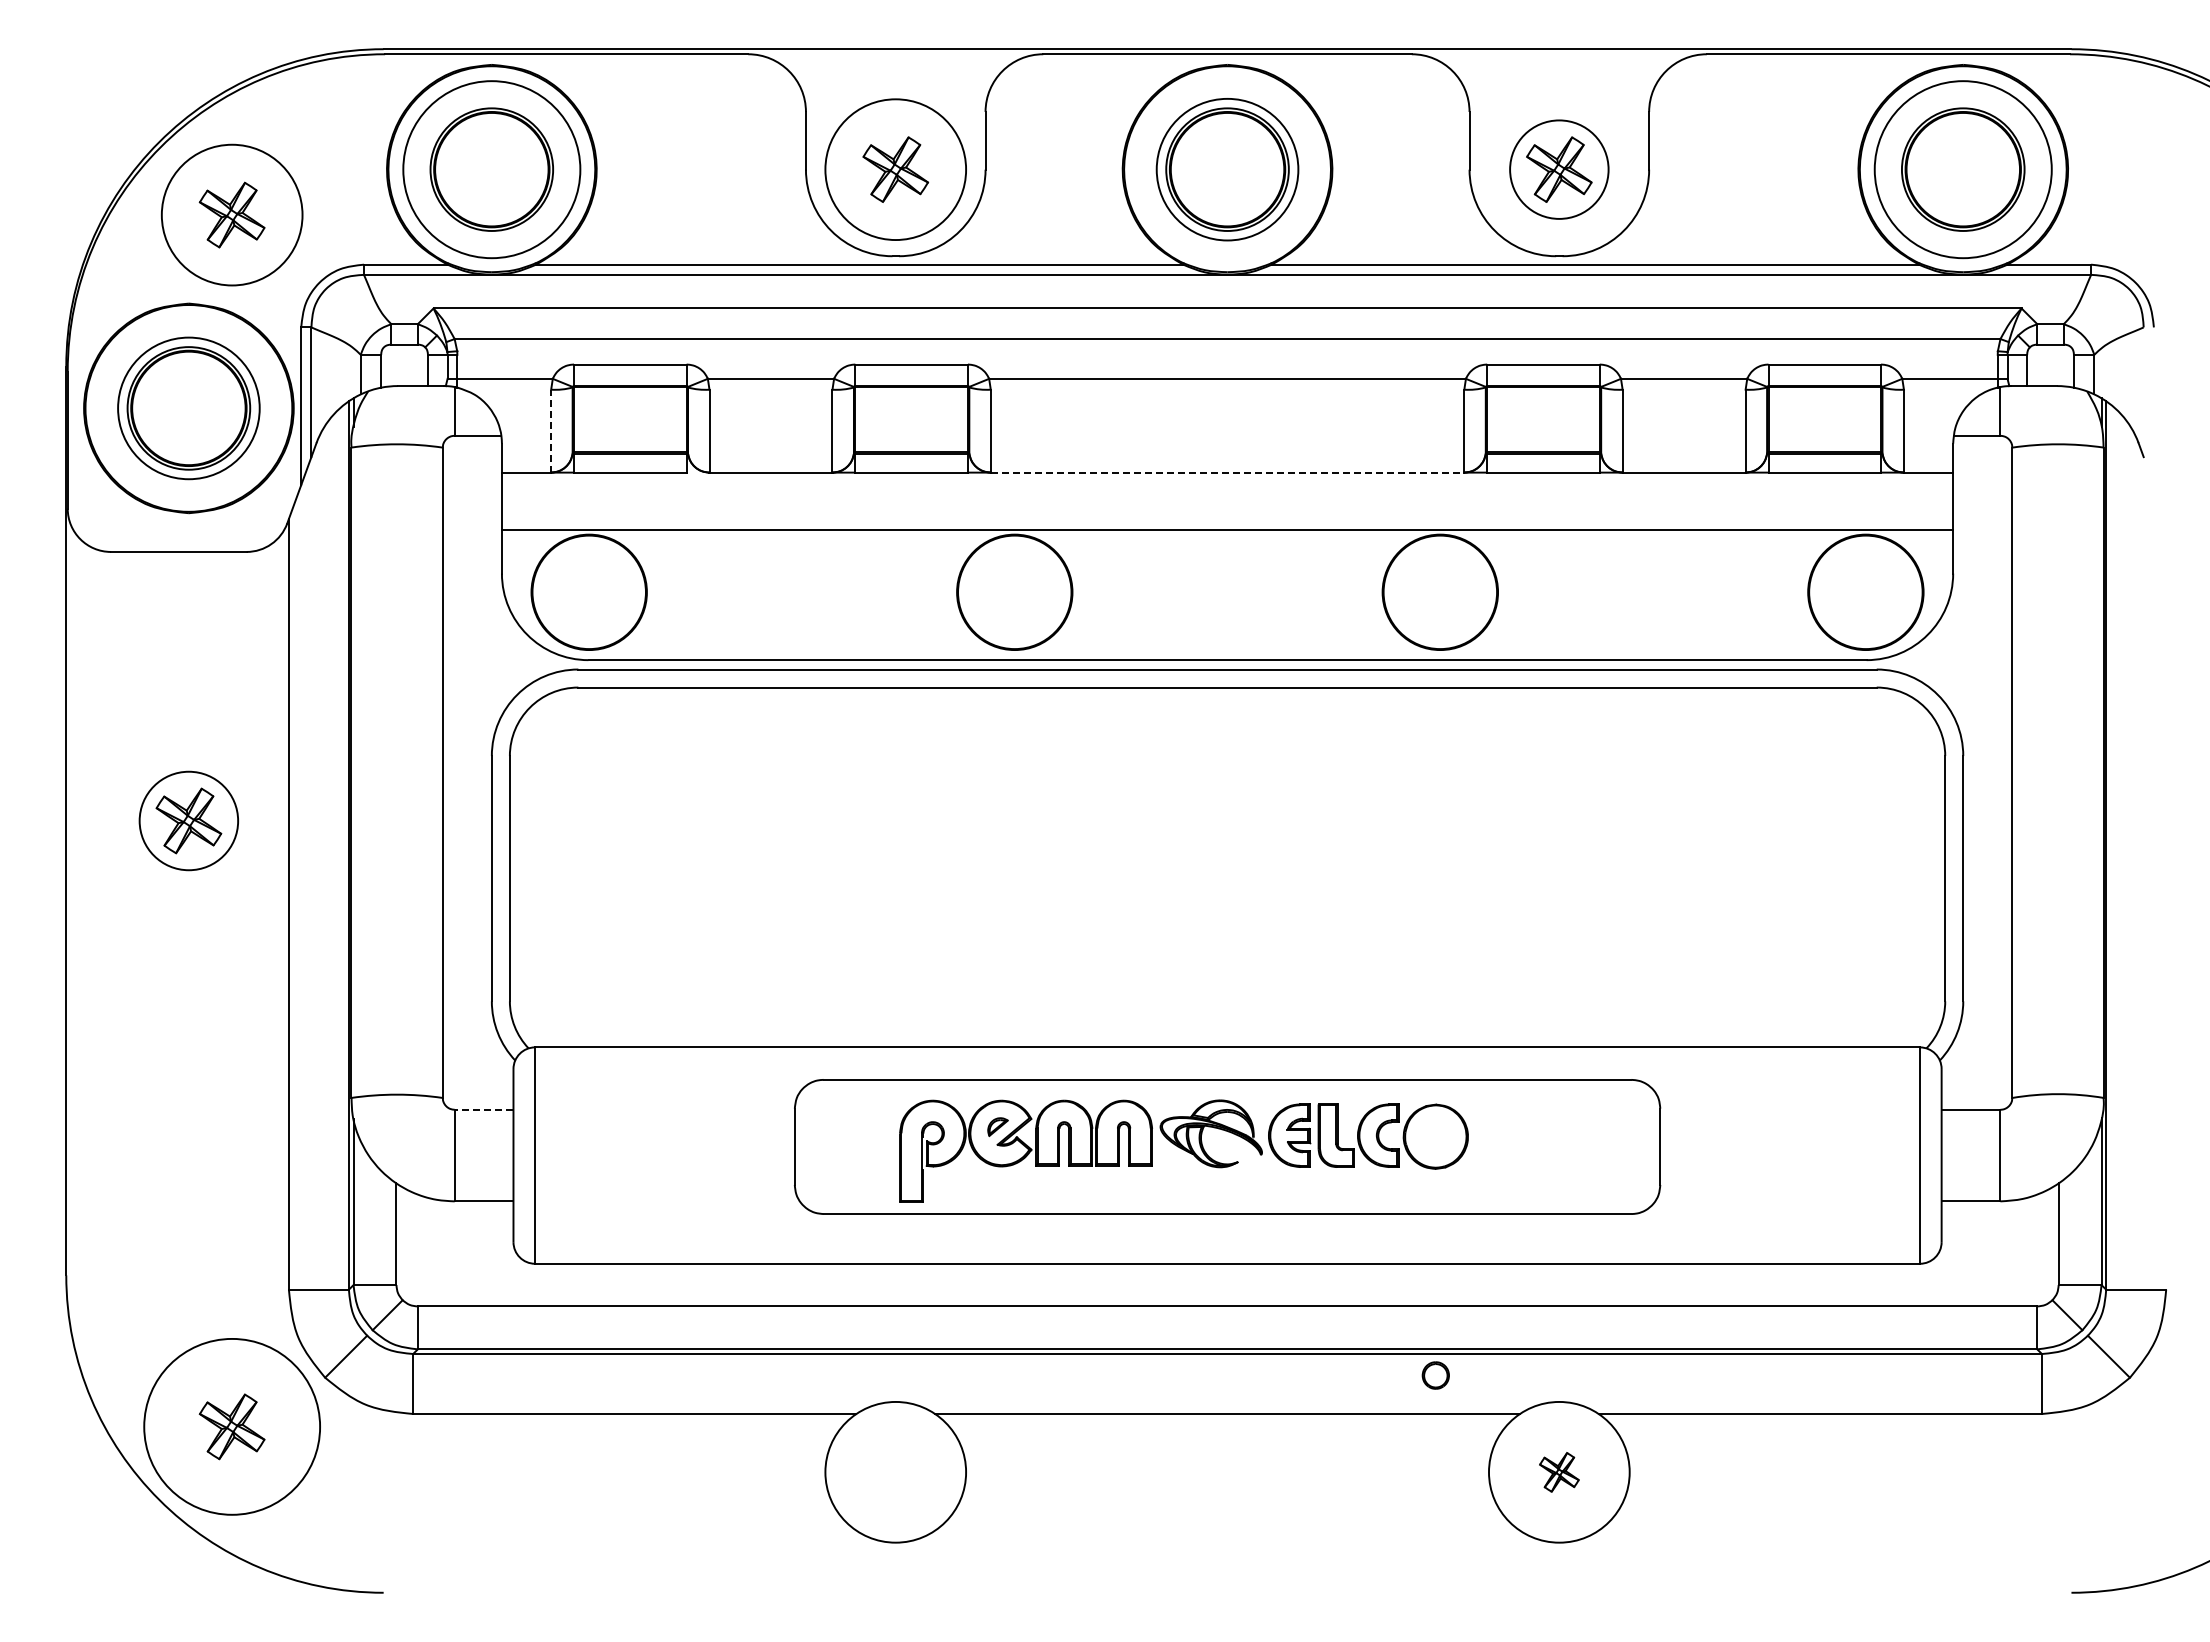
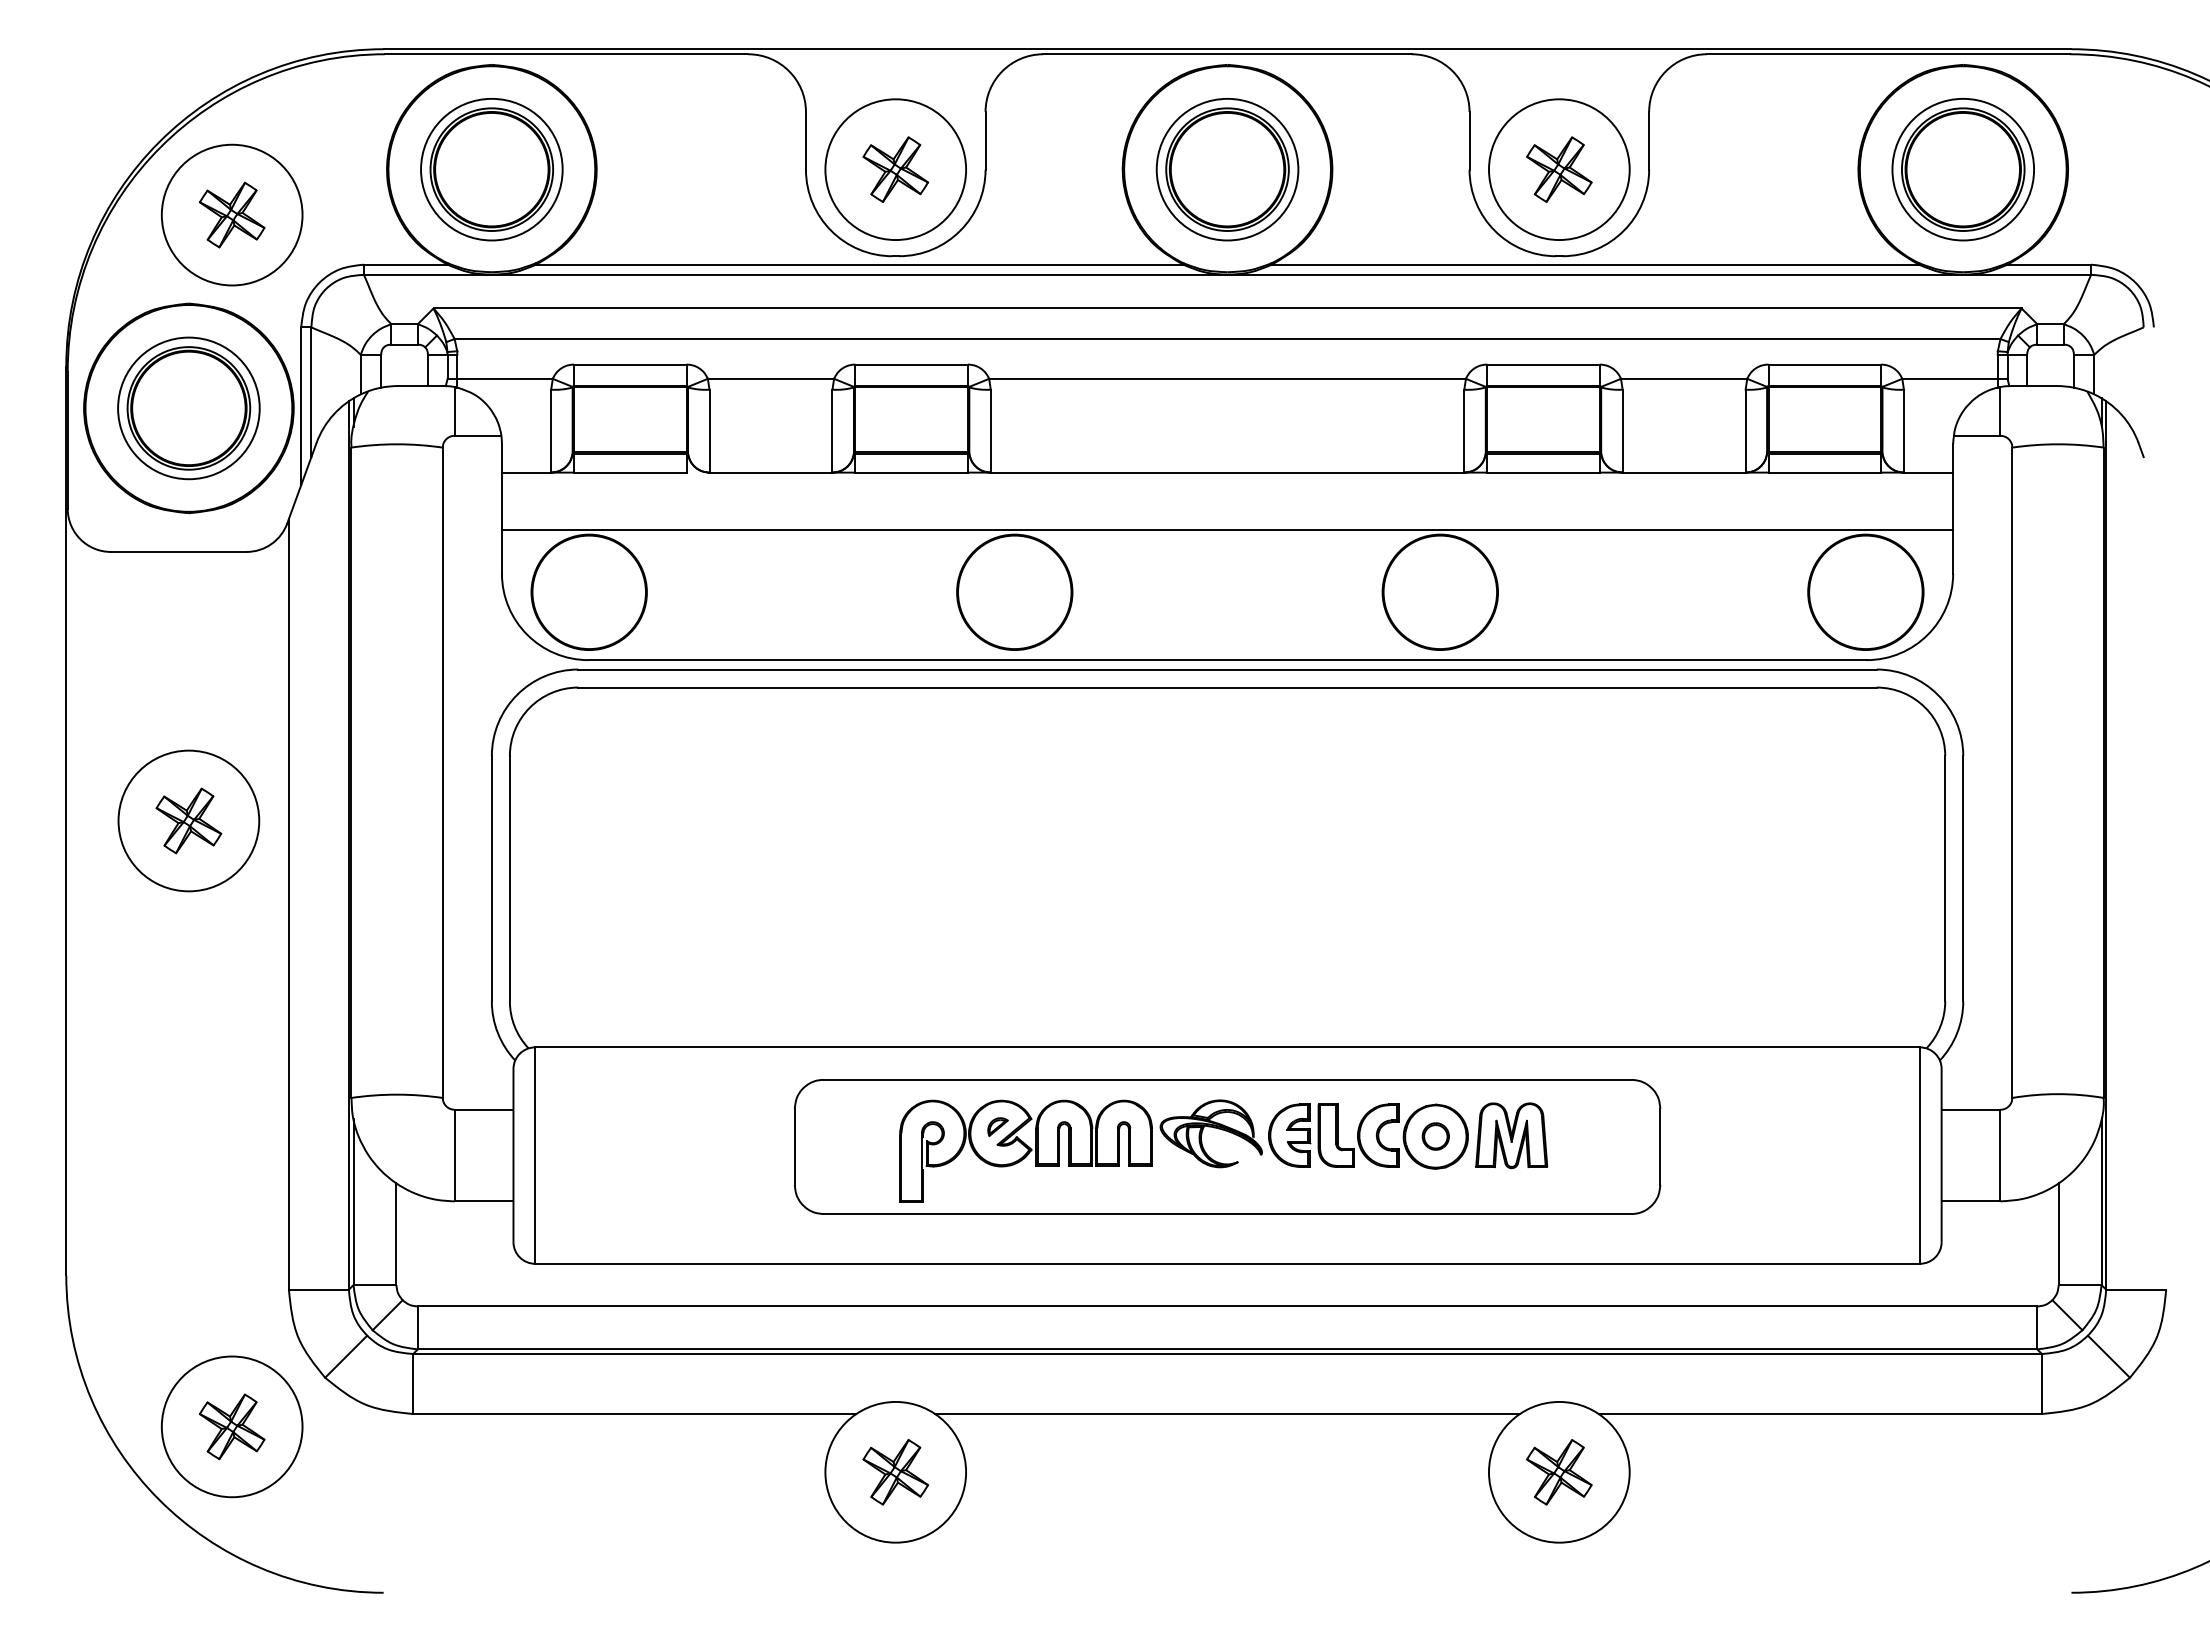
circle diameter: 177 px -> 142 px (491, 169)
circle diameter: 98 px -> 141 px (1558, 169)
circle diameter: 177 px -> 142 px (1963, 169)
line: dashed -> solid (551, 430)
line: dashed -> solid (1227, 472)
circle diameter: 98 px -> 141 px (188, 820)
line: dashed -> solid (483, 1109)
part: none -> present (1511, 1135)
part position: (1435, 1375) -> (1435, 1136) (1435, 1136)
circle diameter: 176 px -> 141 px (231, 1426)
part: none -> present (895, 1472)
part size: 41x41 px -> 67x67 px (1559, 1472)
